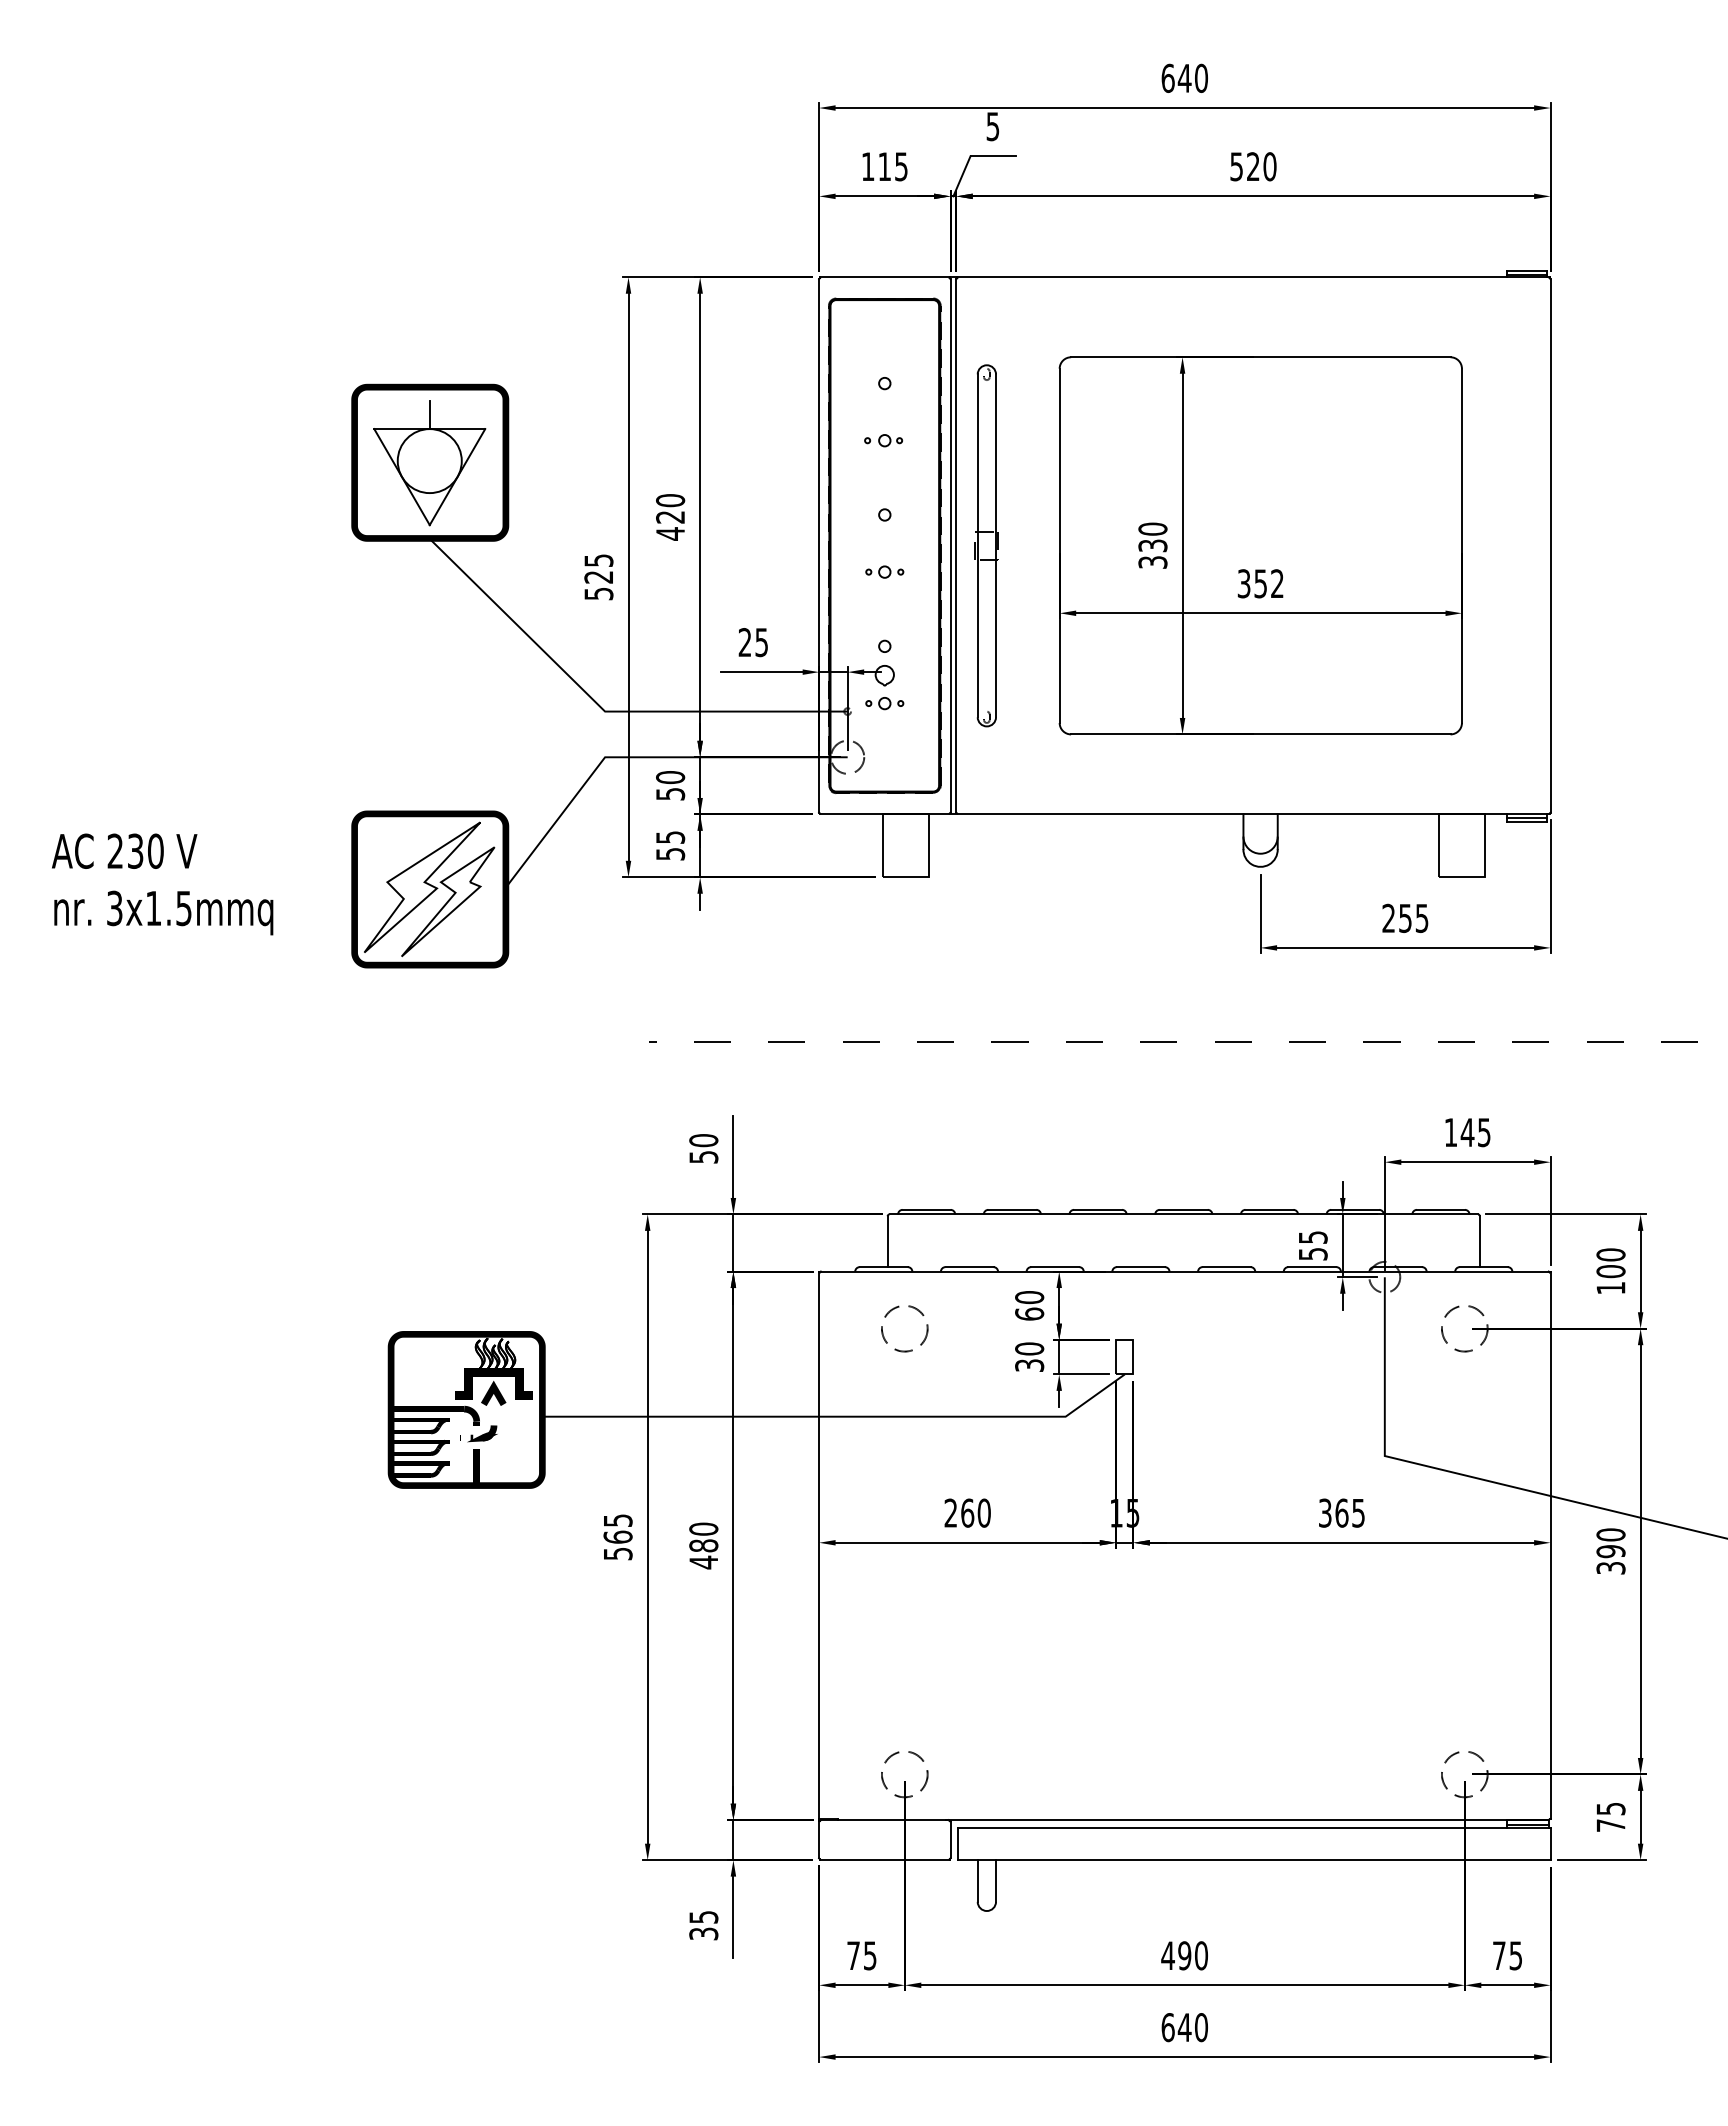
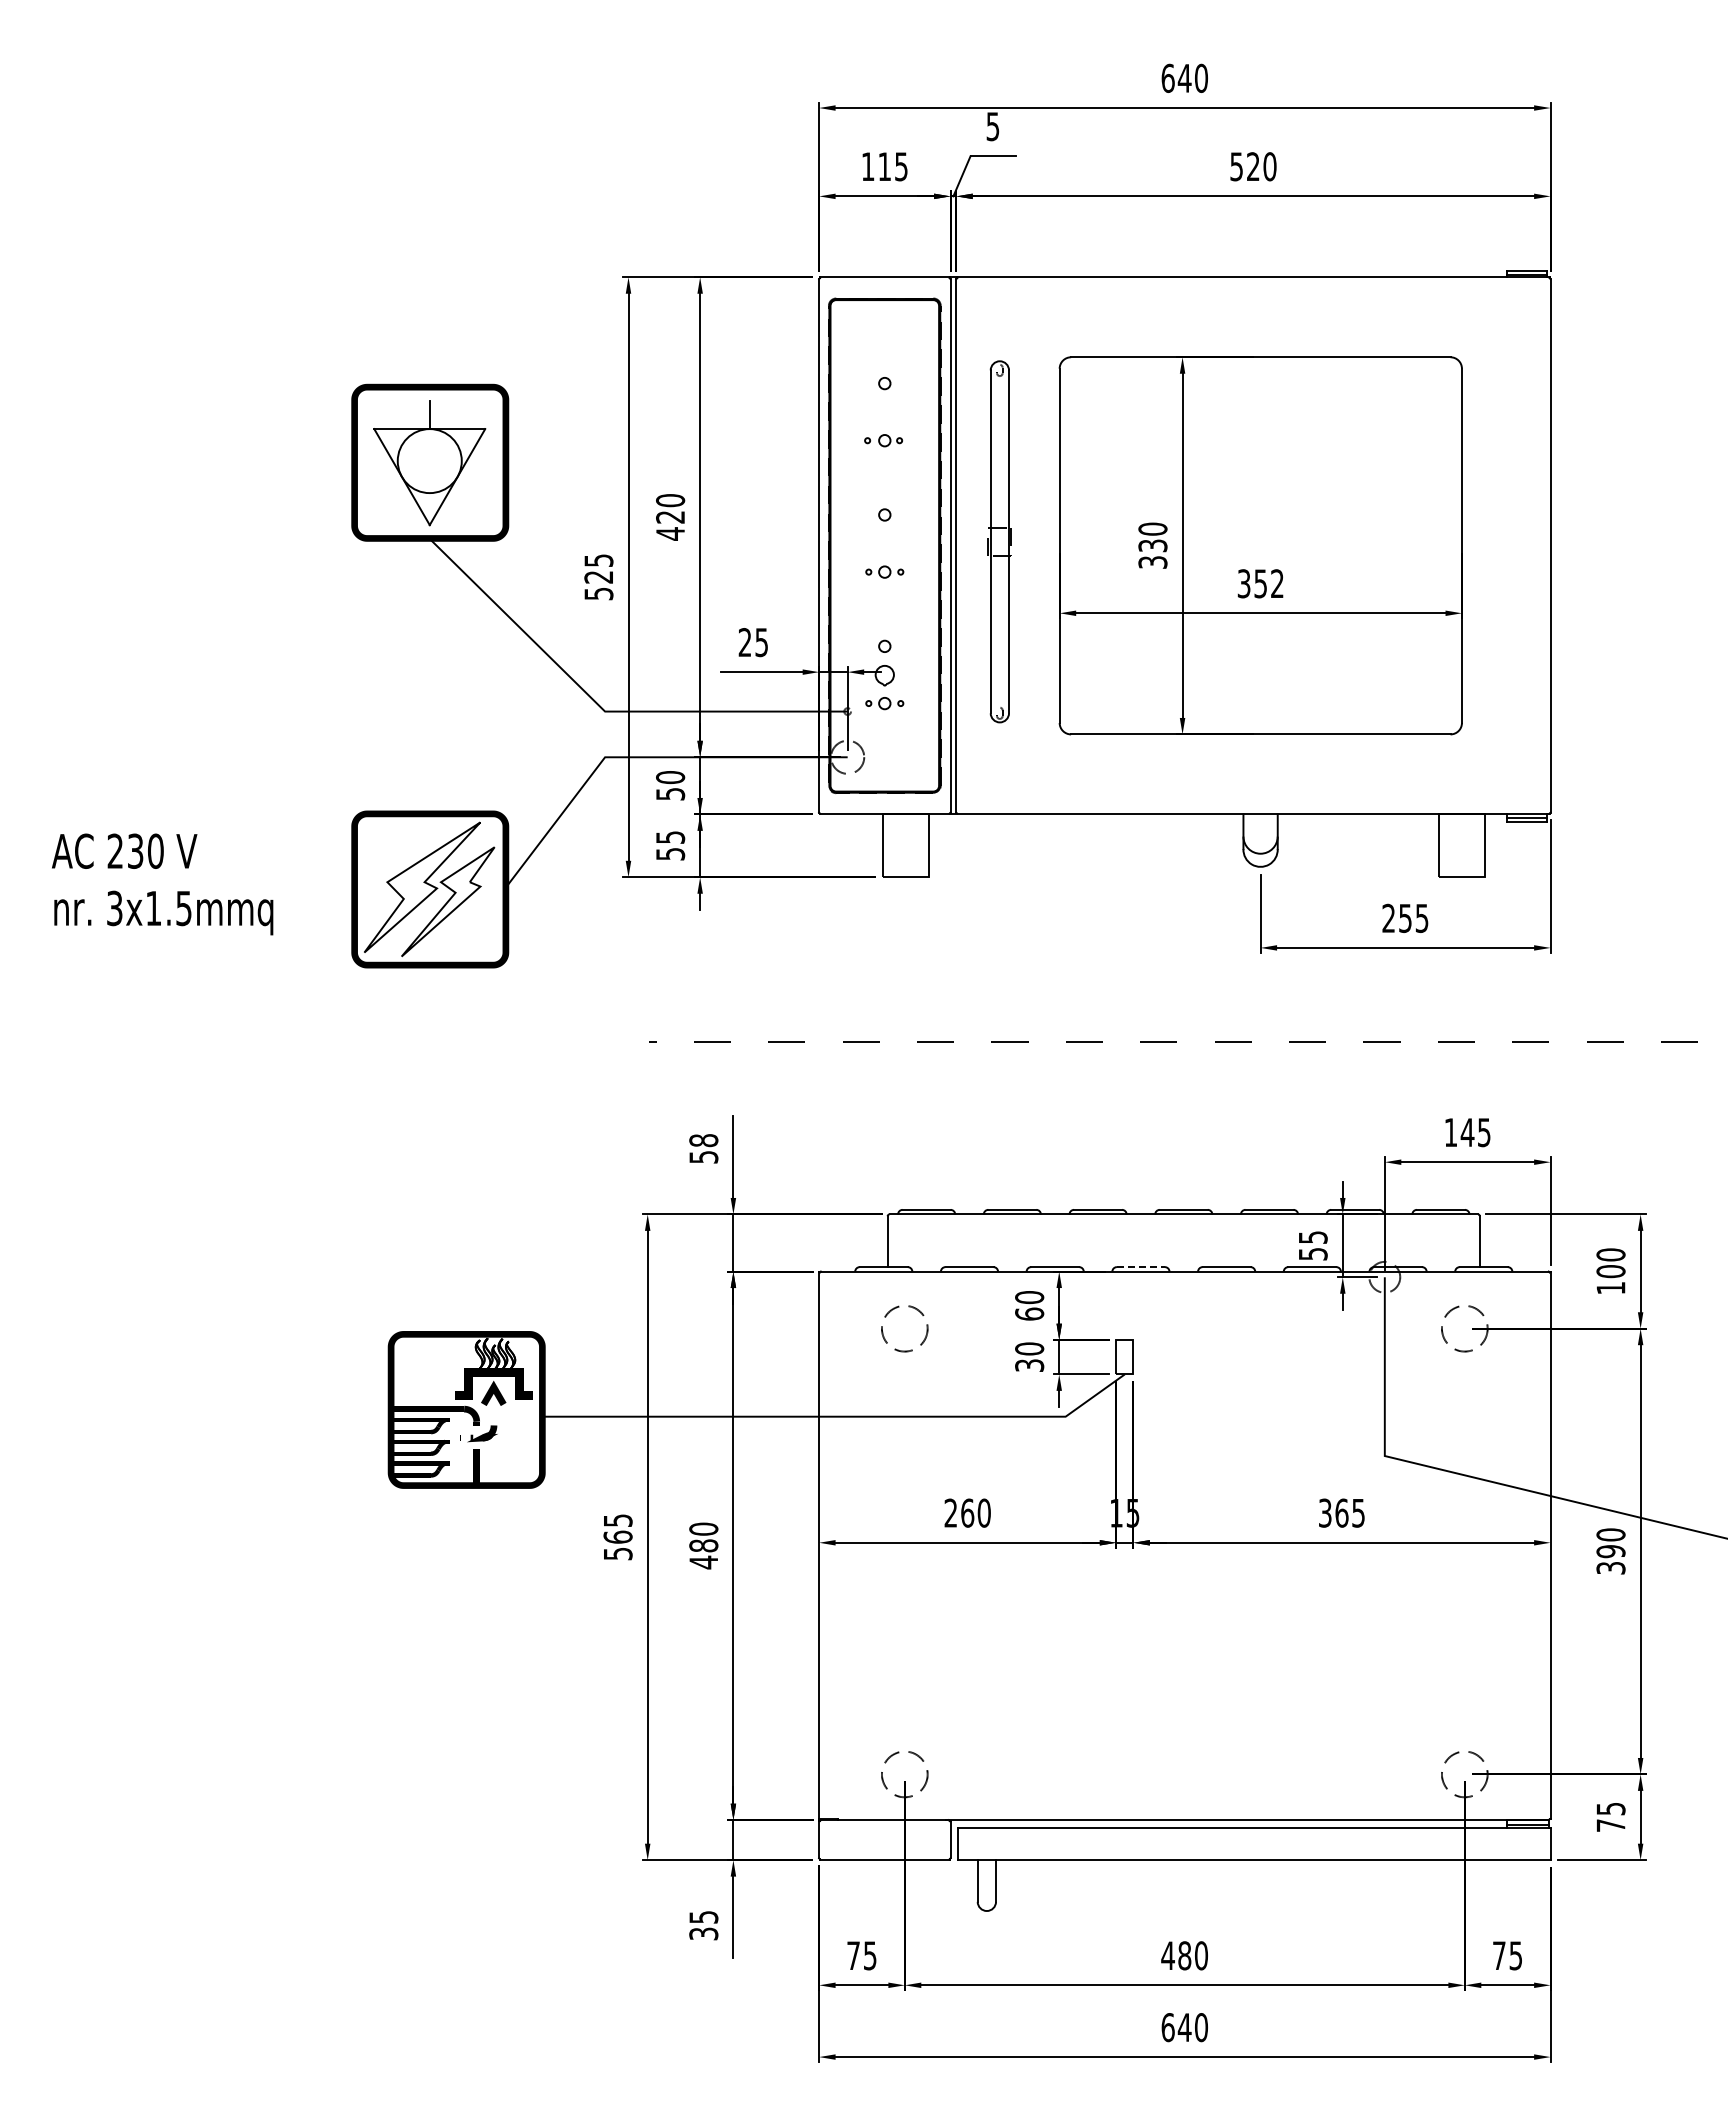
part position: (986, 545) -> (999, 541) (999, 541)
text: 50 -> 58 (704, 1140)
line: solid -> dashed (1141, 1267)
text: 490 -> 480 (1184, 1955)
